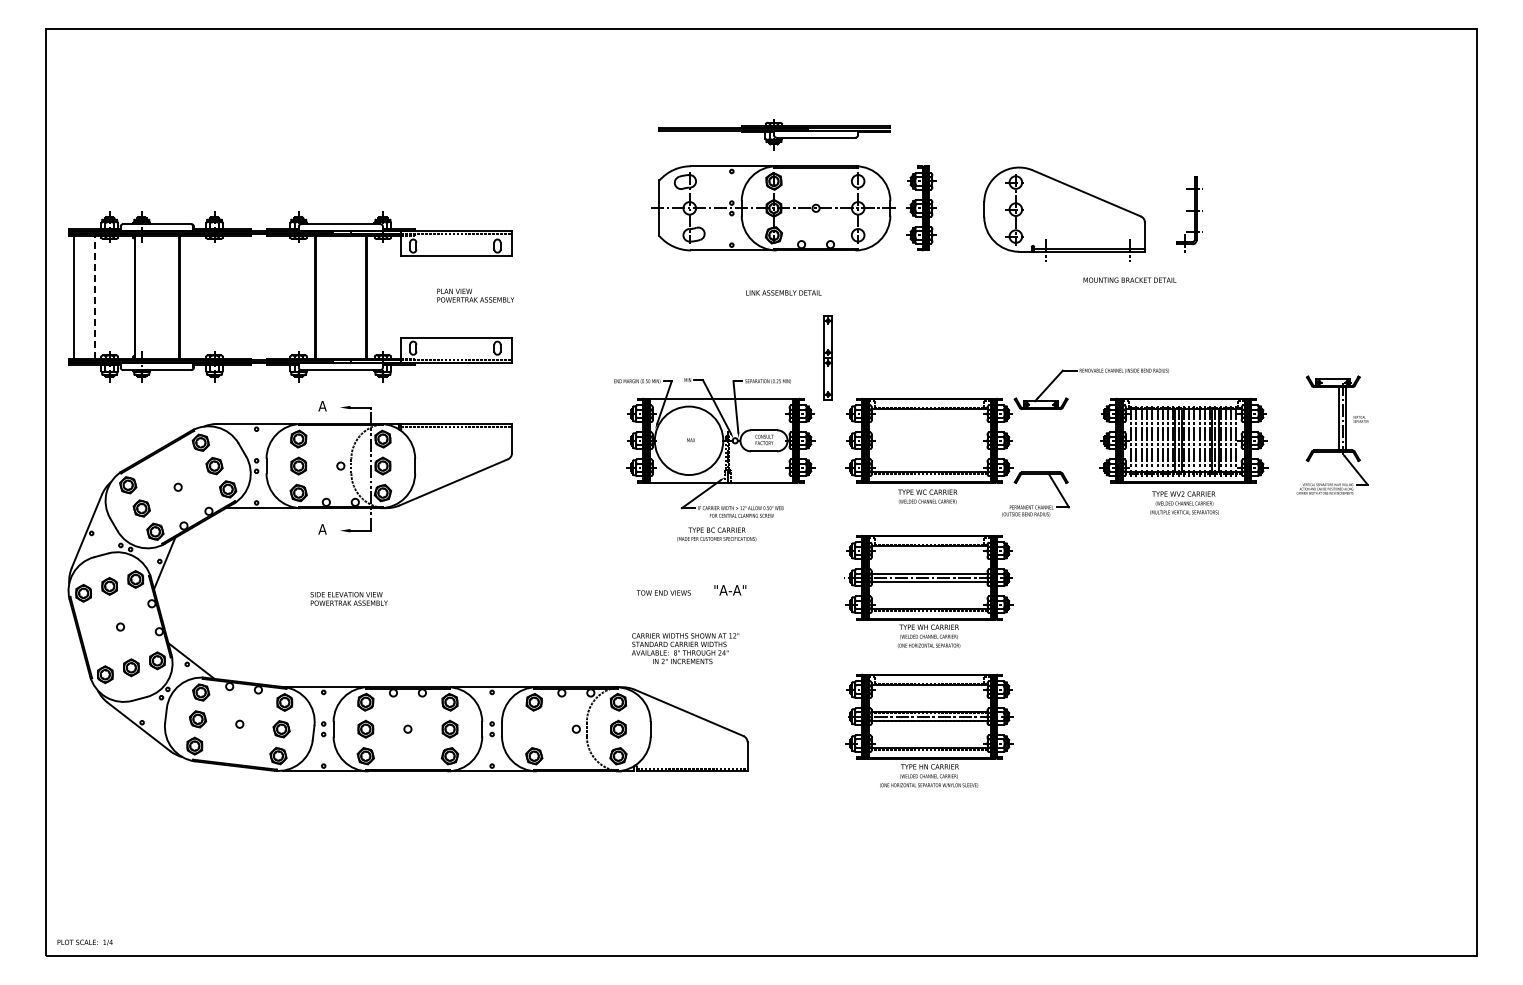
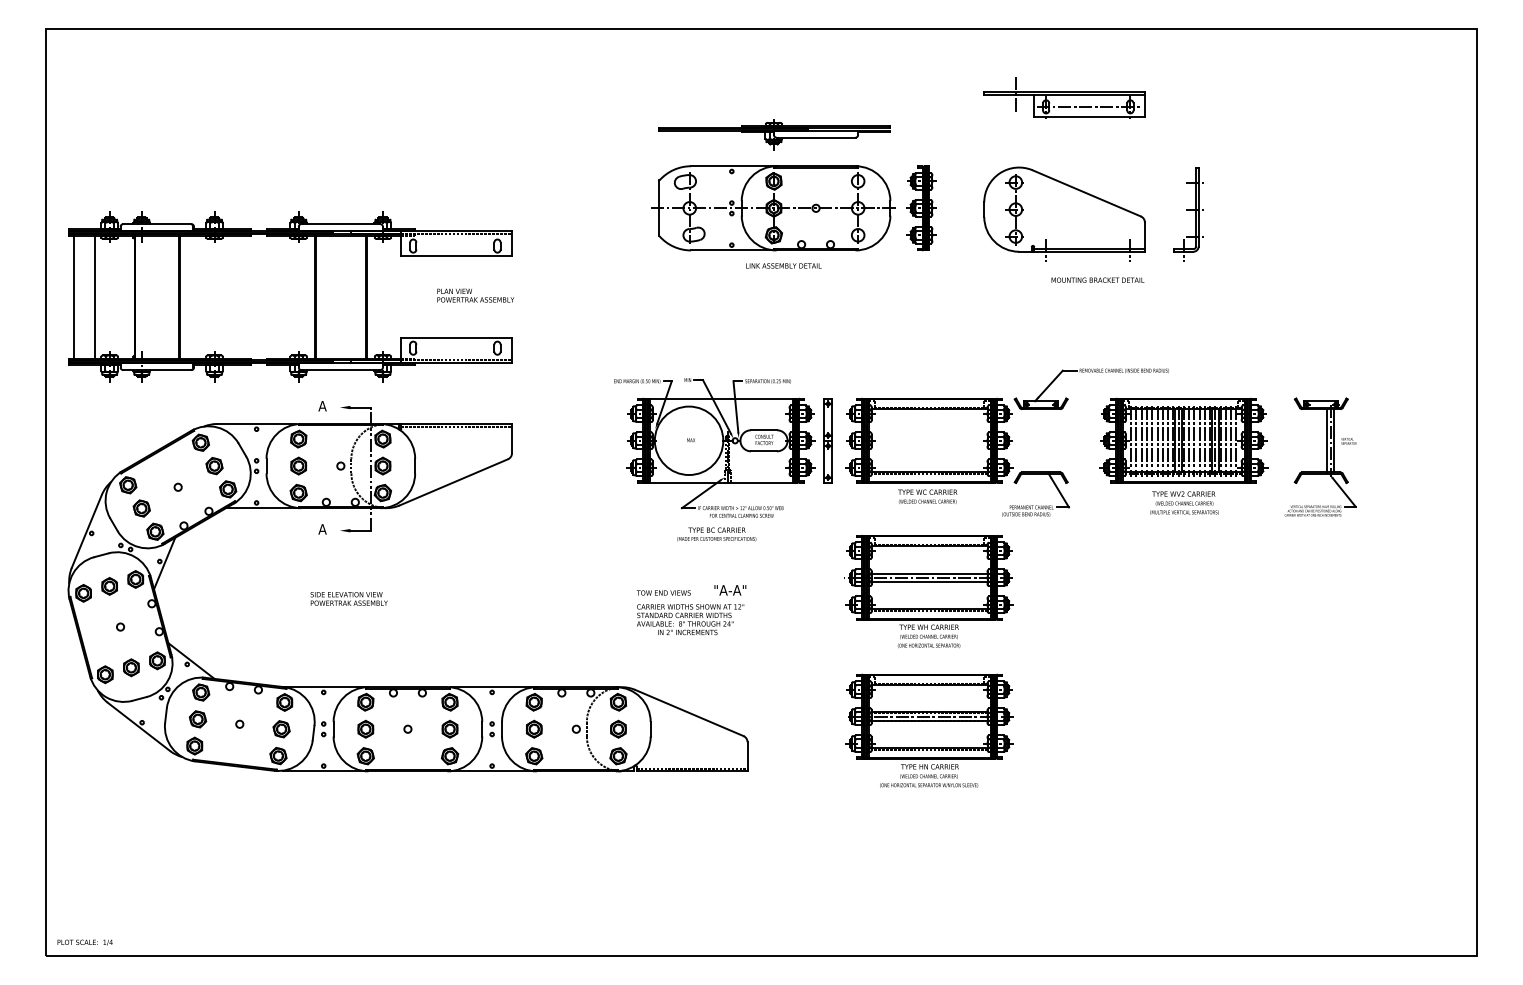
part: none -> present (1064, 97)
part size: 27x77 px -> 31x95 px (1188, 214)
text position: (1129, 279) -> (1097, 279) (1097, 279)
text position: (783, 292) -> (783, 265) (783, 265)
line: dashed -> solid (94, 296)
part position: (827, 357) -> (827, 440) (827, 440)
part position: (1332, 434) -> (1320, 456) (1320, 456)
text position: (685, 648) -> (690, 619) (690, 619)
part: none -> present (534, 728)
